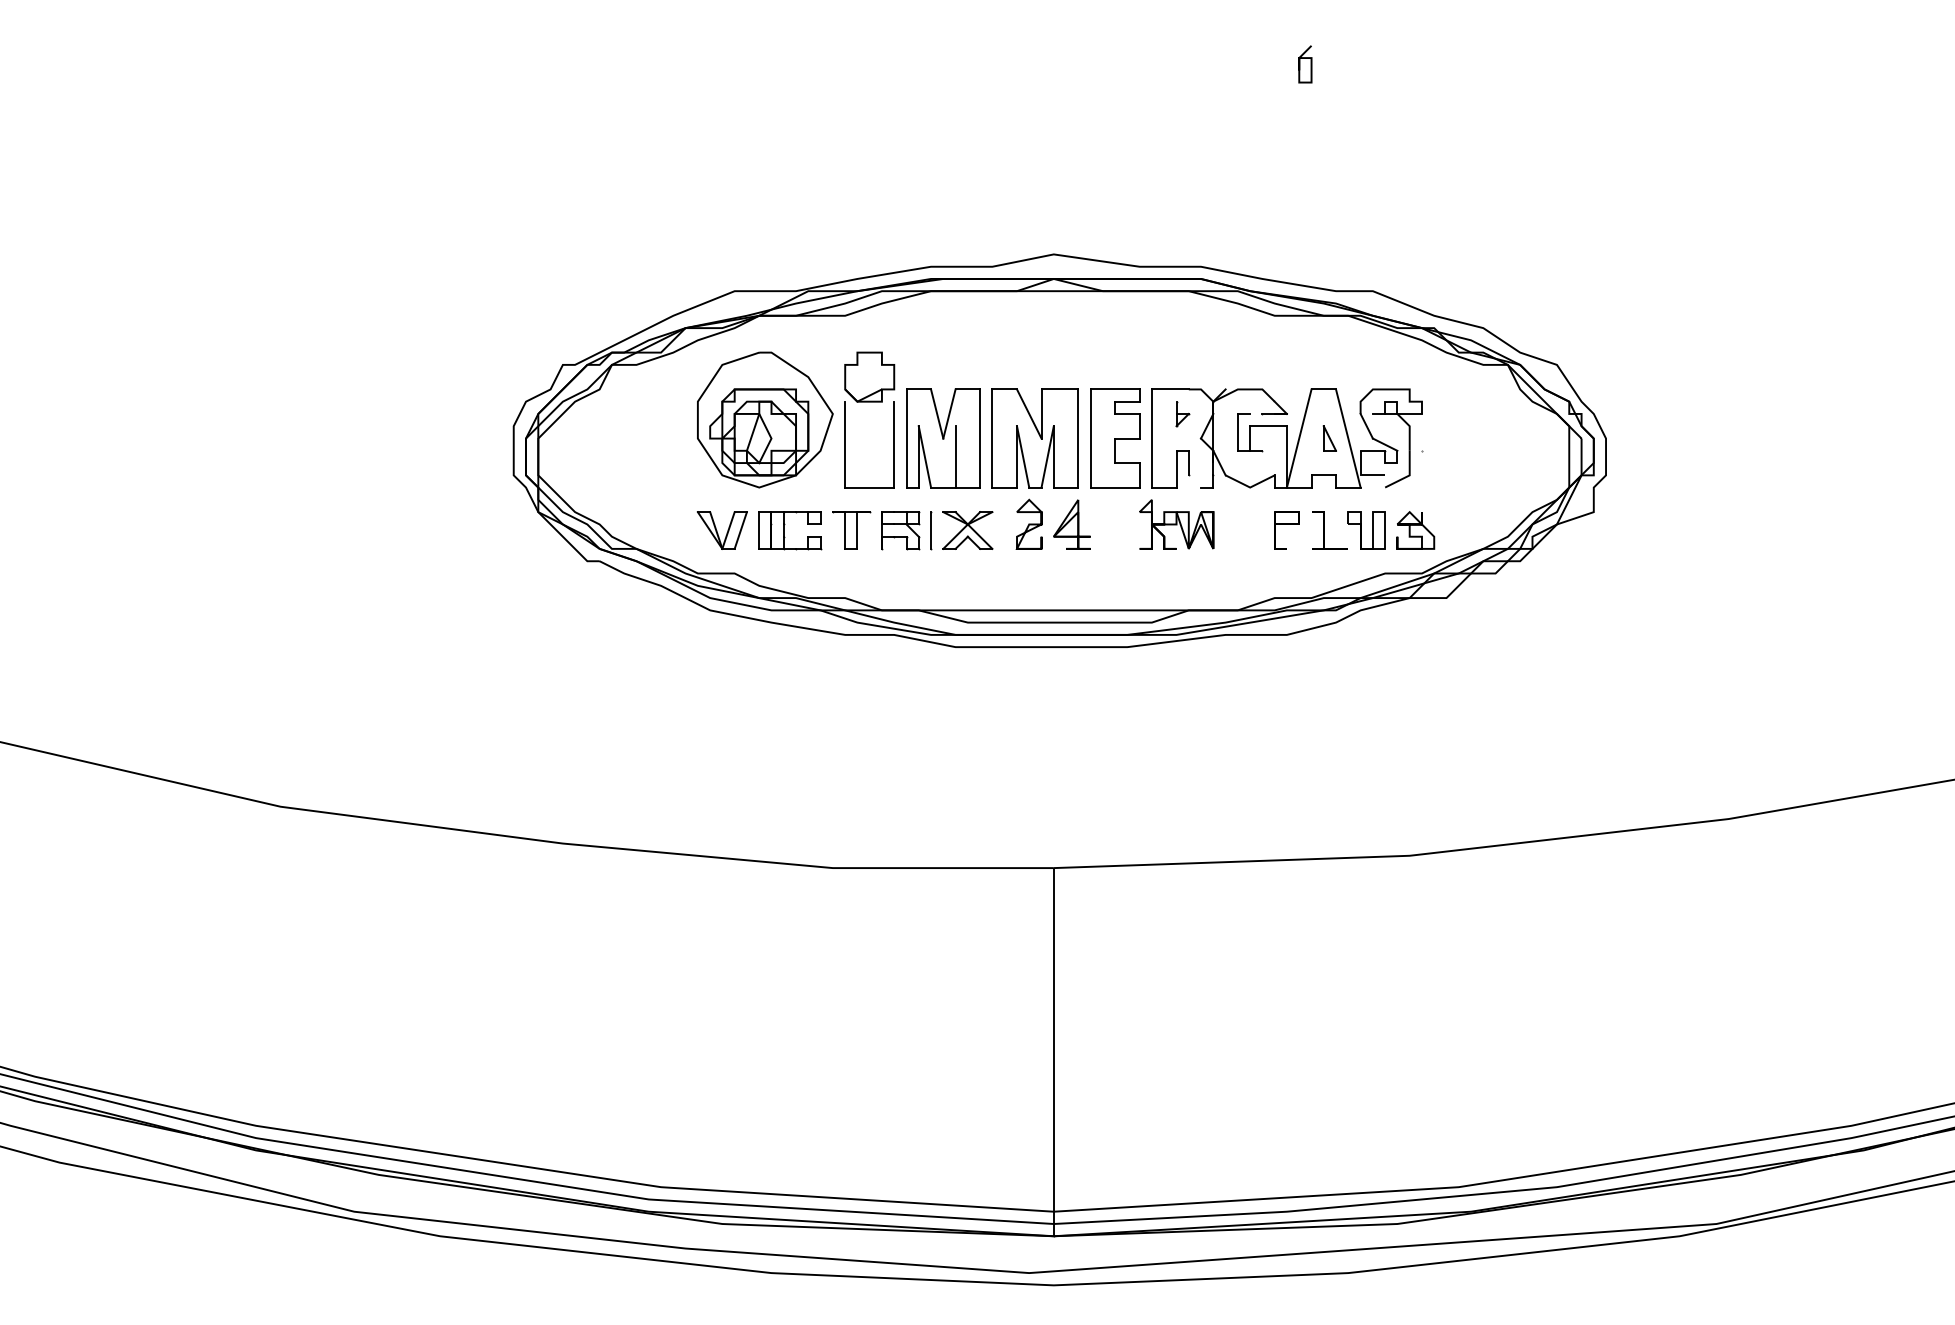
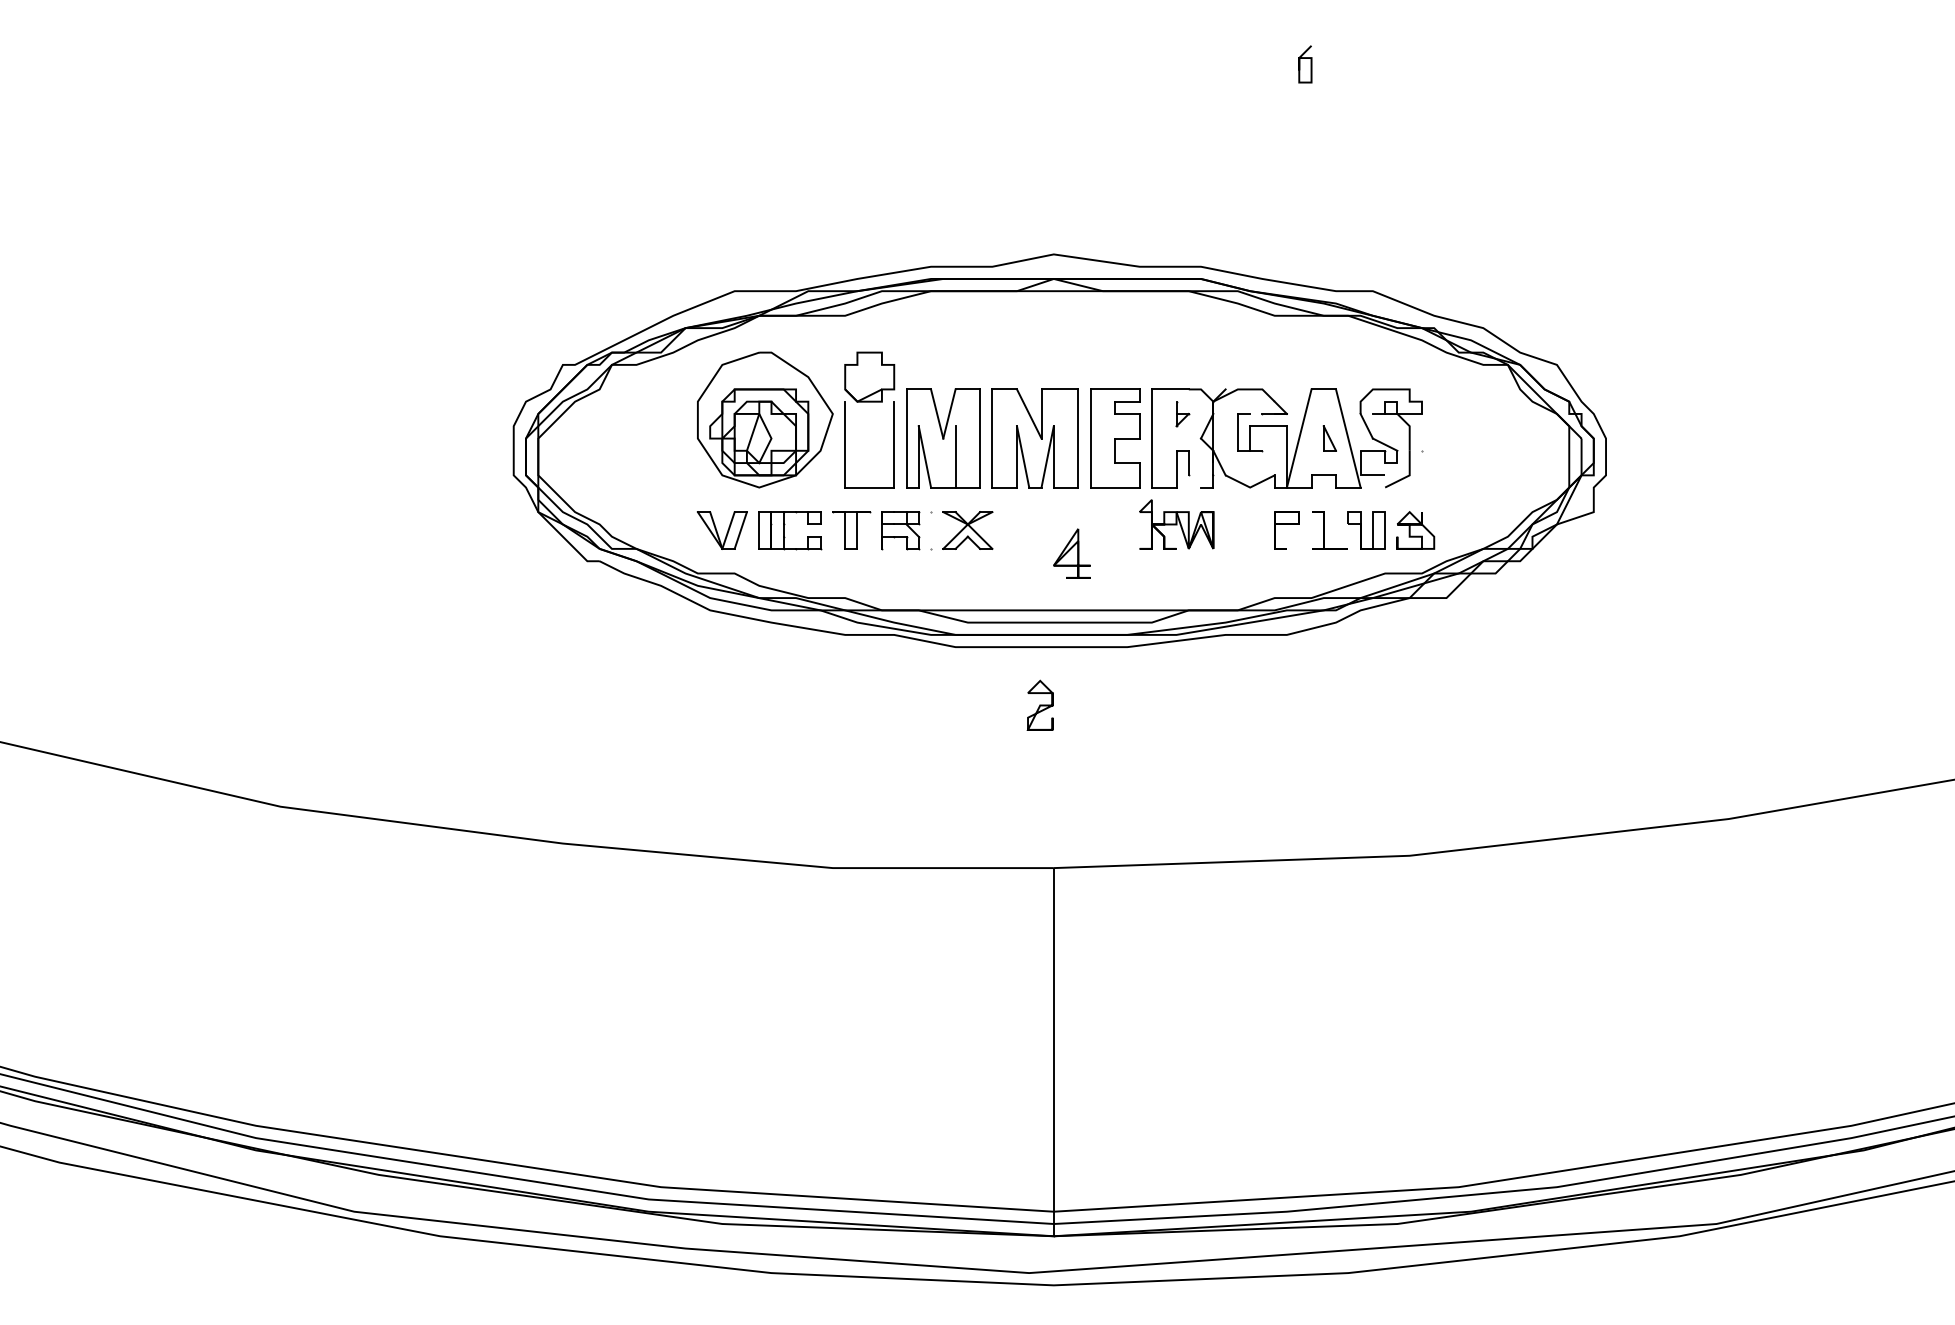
part position: (1028, 523) -> (1039, 704) (1039, 704)
part position: (1071, 524) -> (1071, 553) (1071, 553)
line: present -> none (931, 530)
